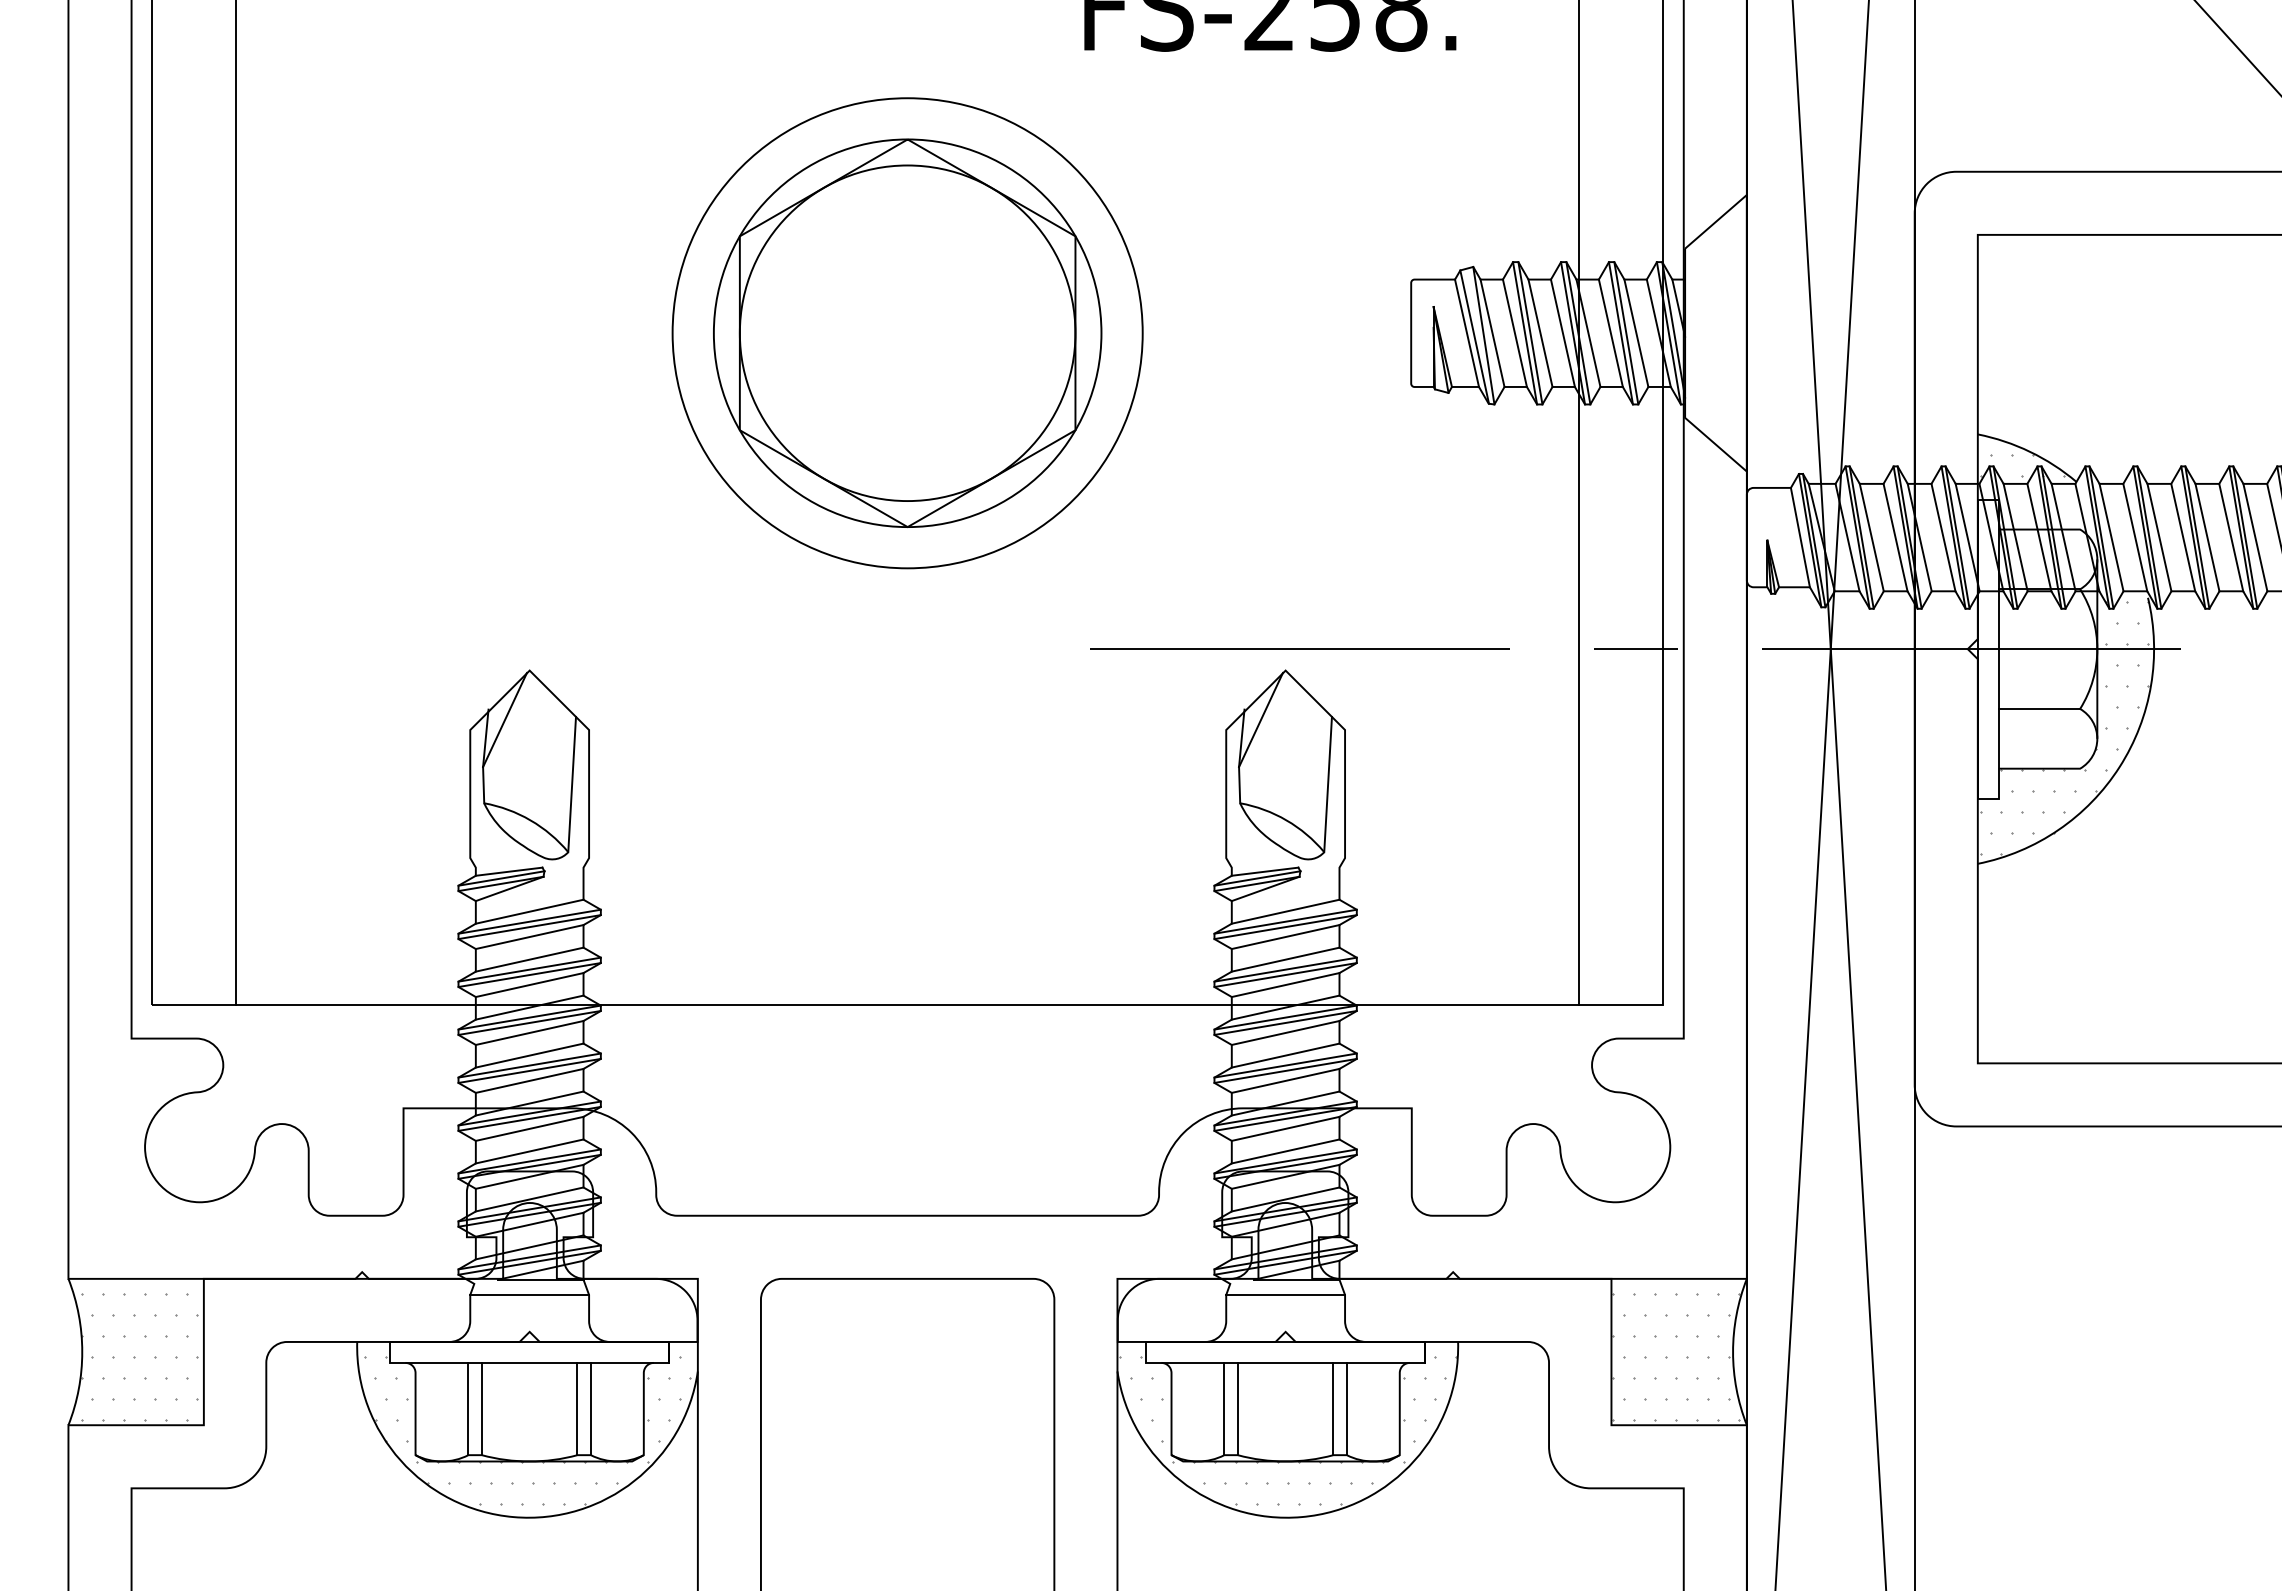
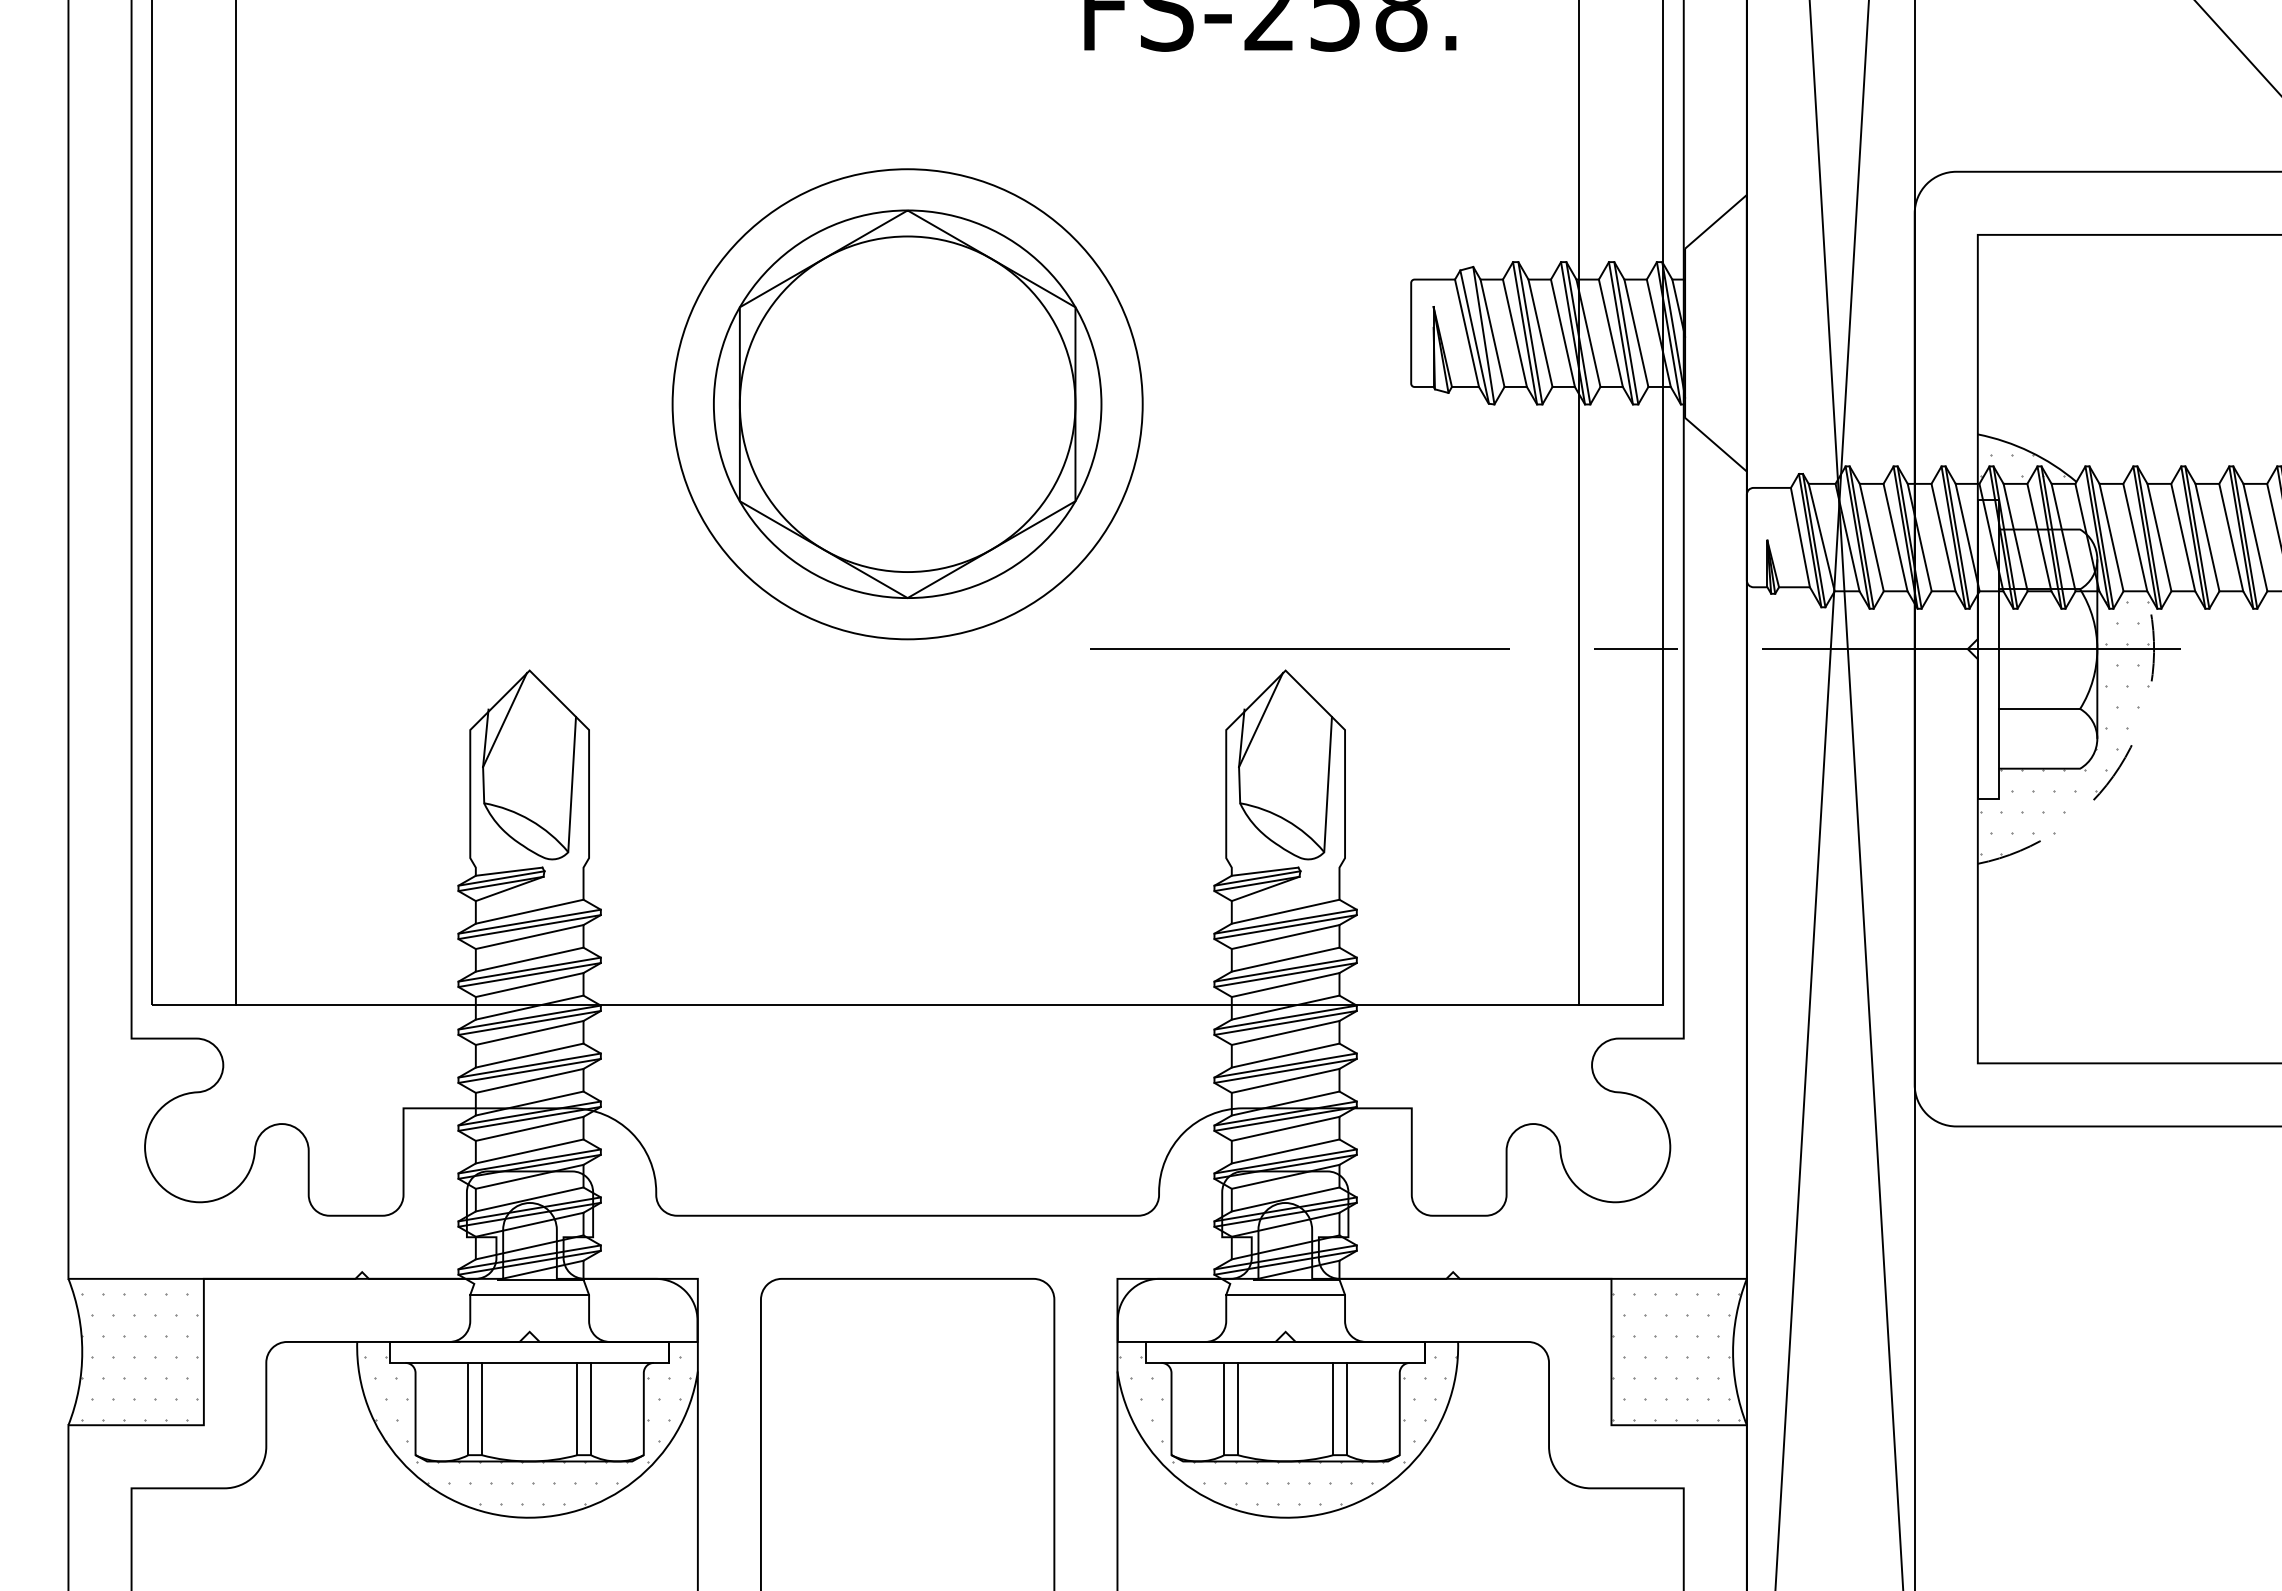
part position: (907, 333) -> (907, 404) (907, 404)
arc: solid -> dashed (2119, 767)
line position: (1839, 794) -> (1856, 794) (1856, 794)
